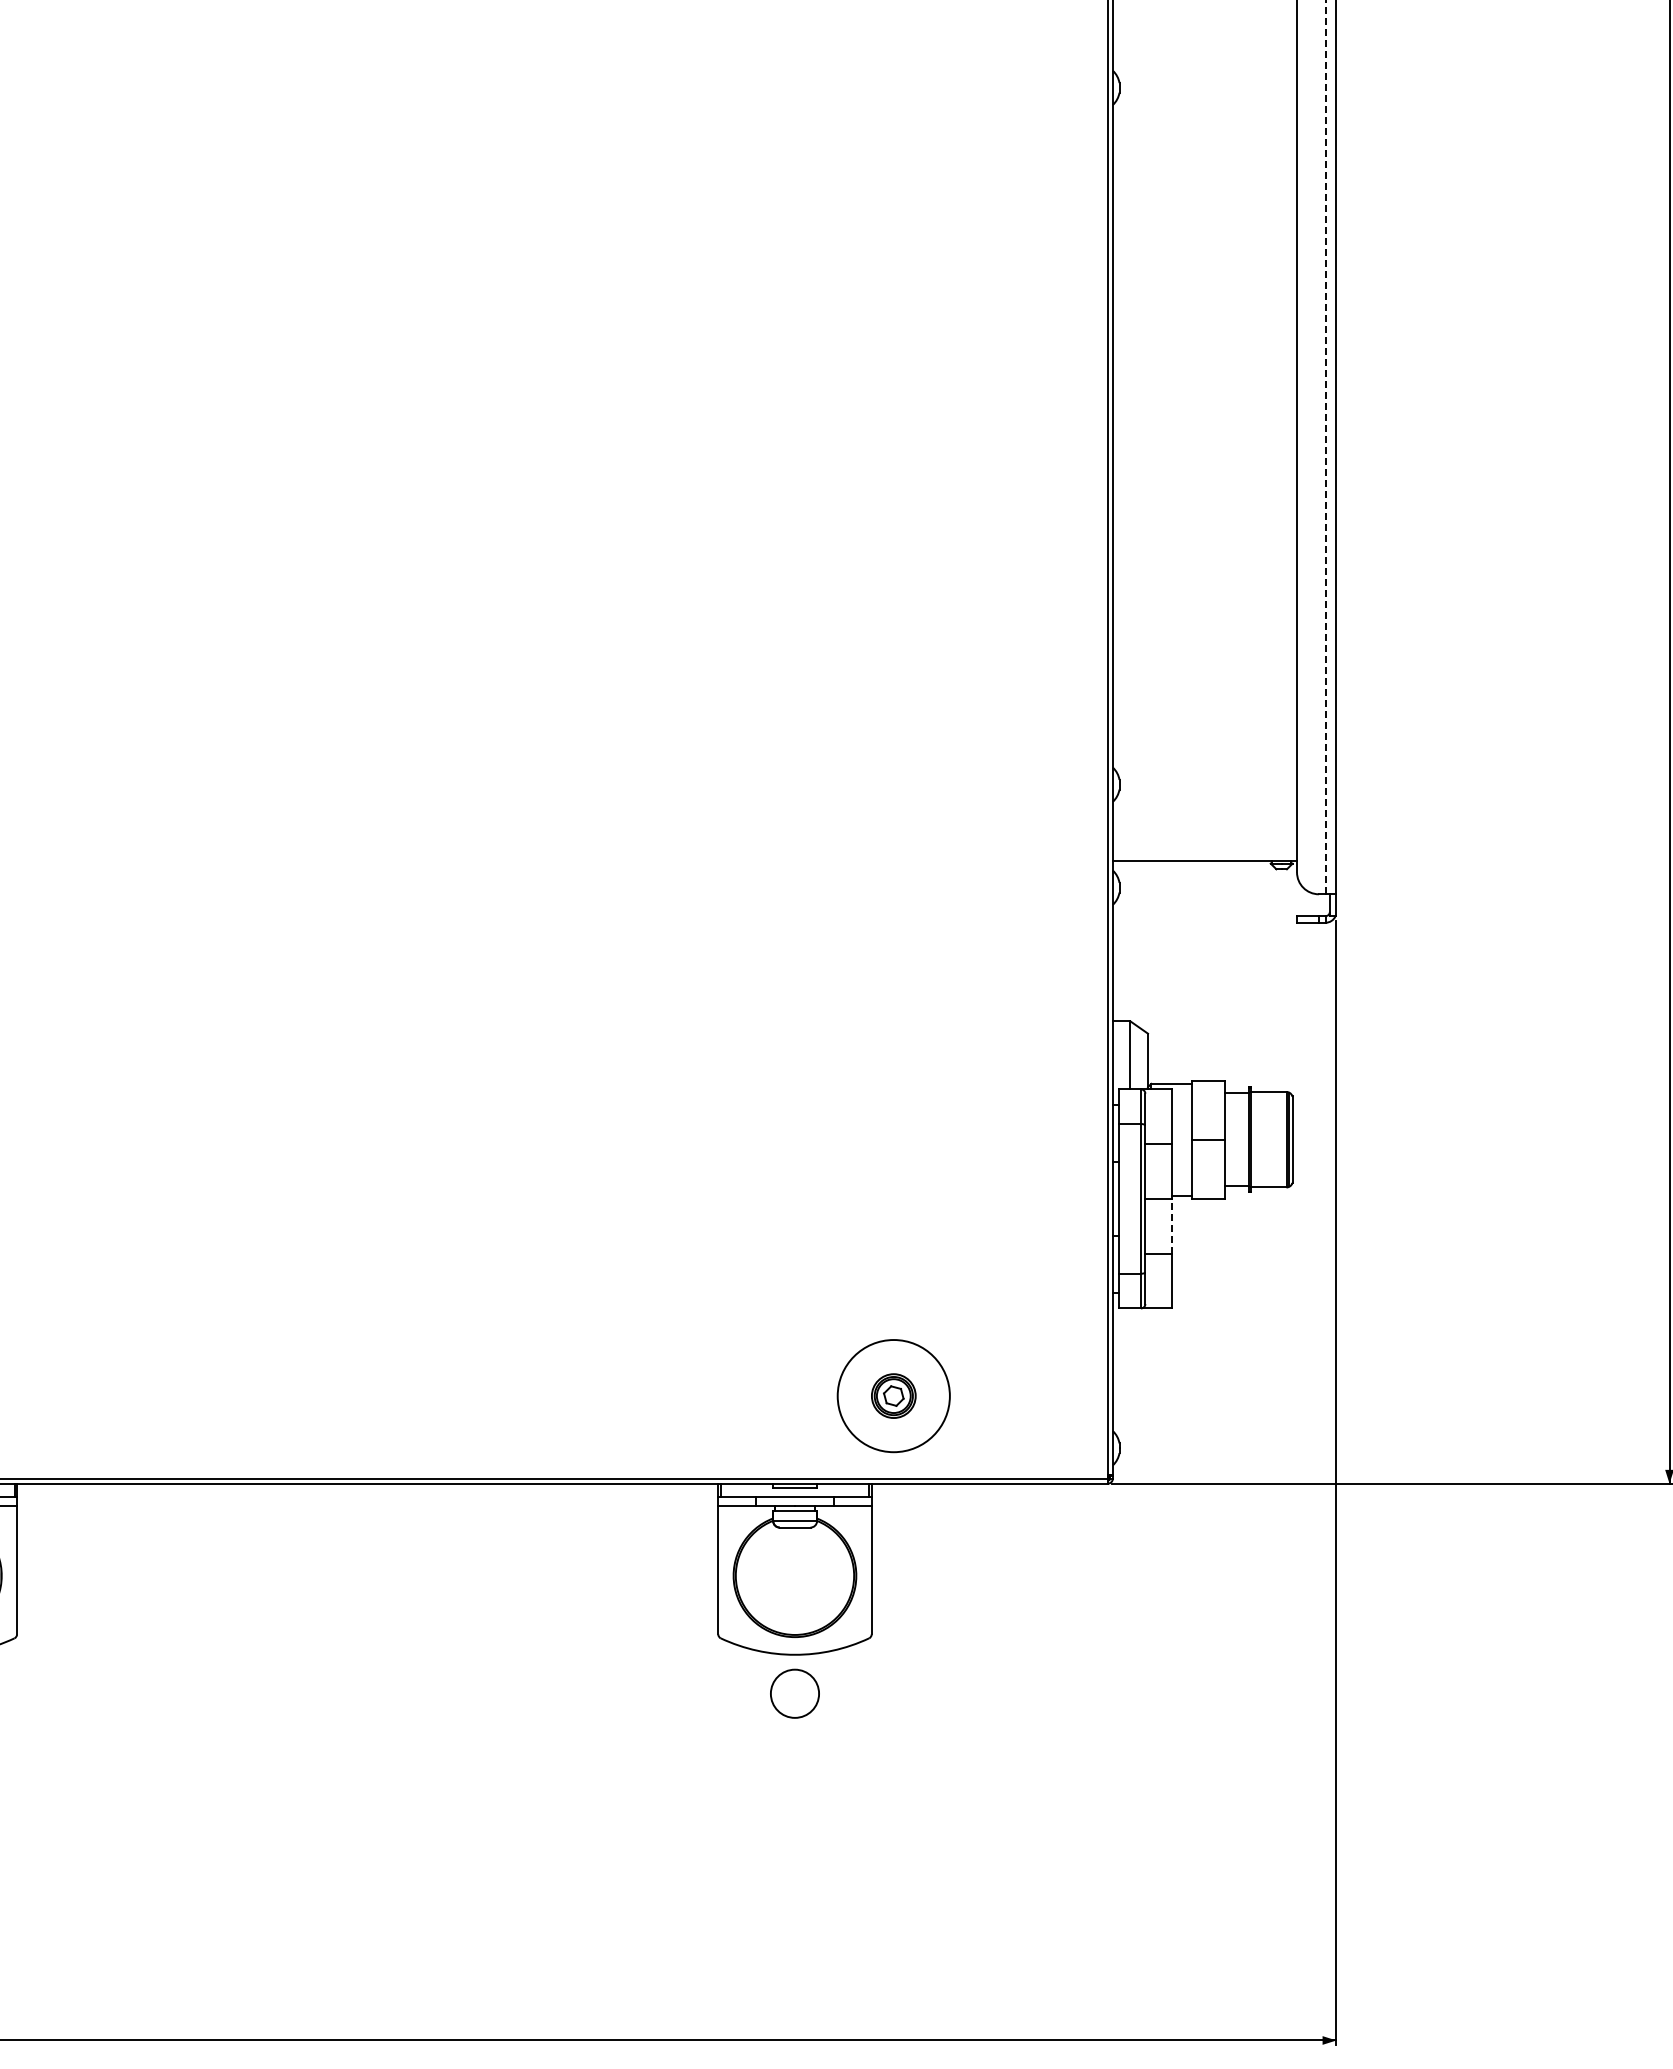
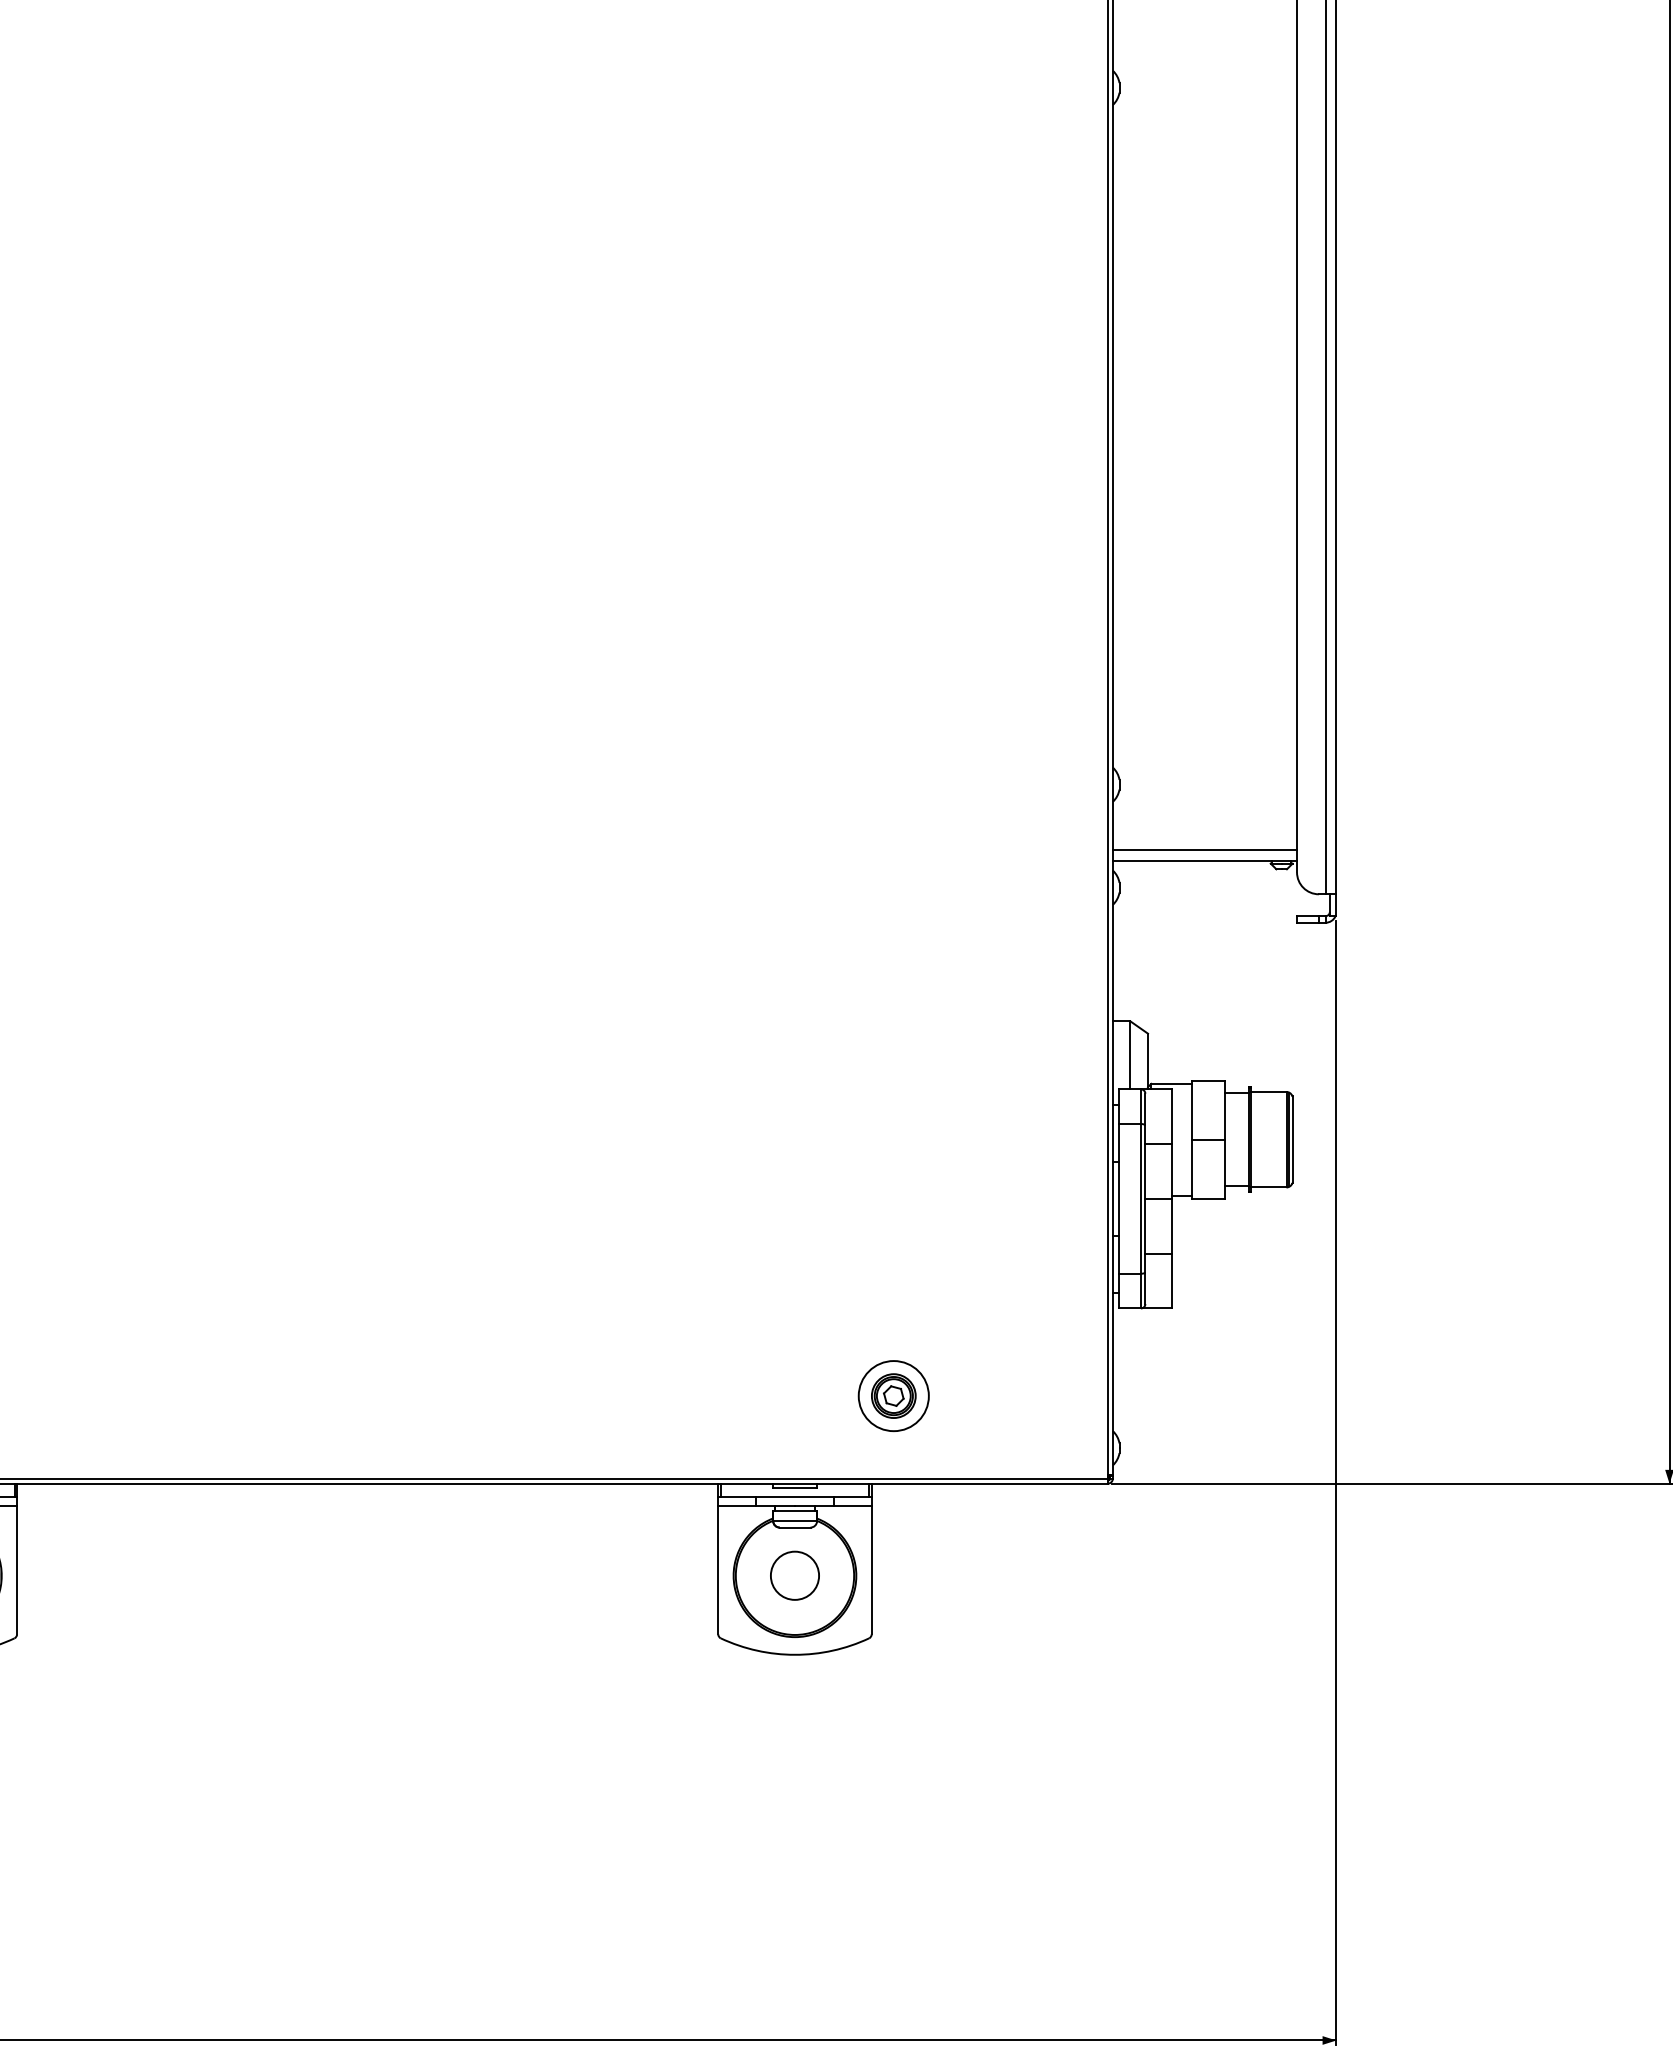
line: dashed -> solid (1325, 447)
line: none -> present (1204, 850)
line: dashed -> solid (1171, 1225)
circle diameter: 112 px -> 70 px (893, 1396)
circle position: (794, 1693) -> (794, 1575) (794, 1575)
